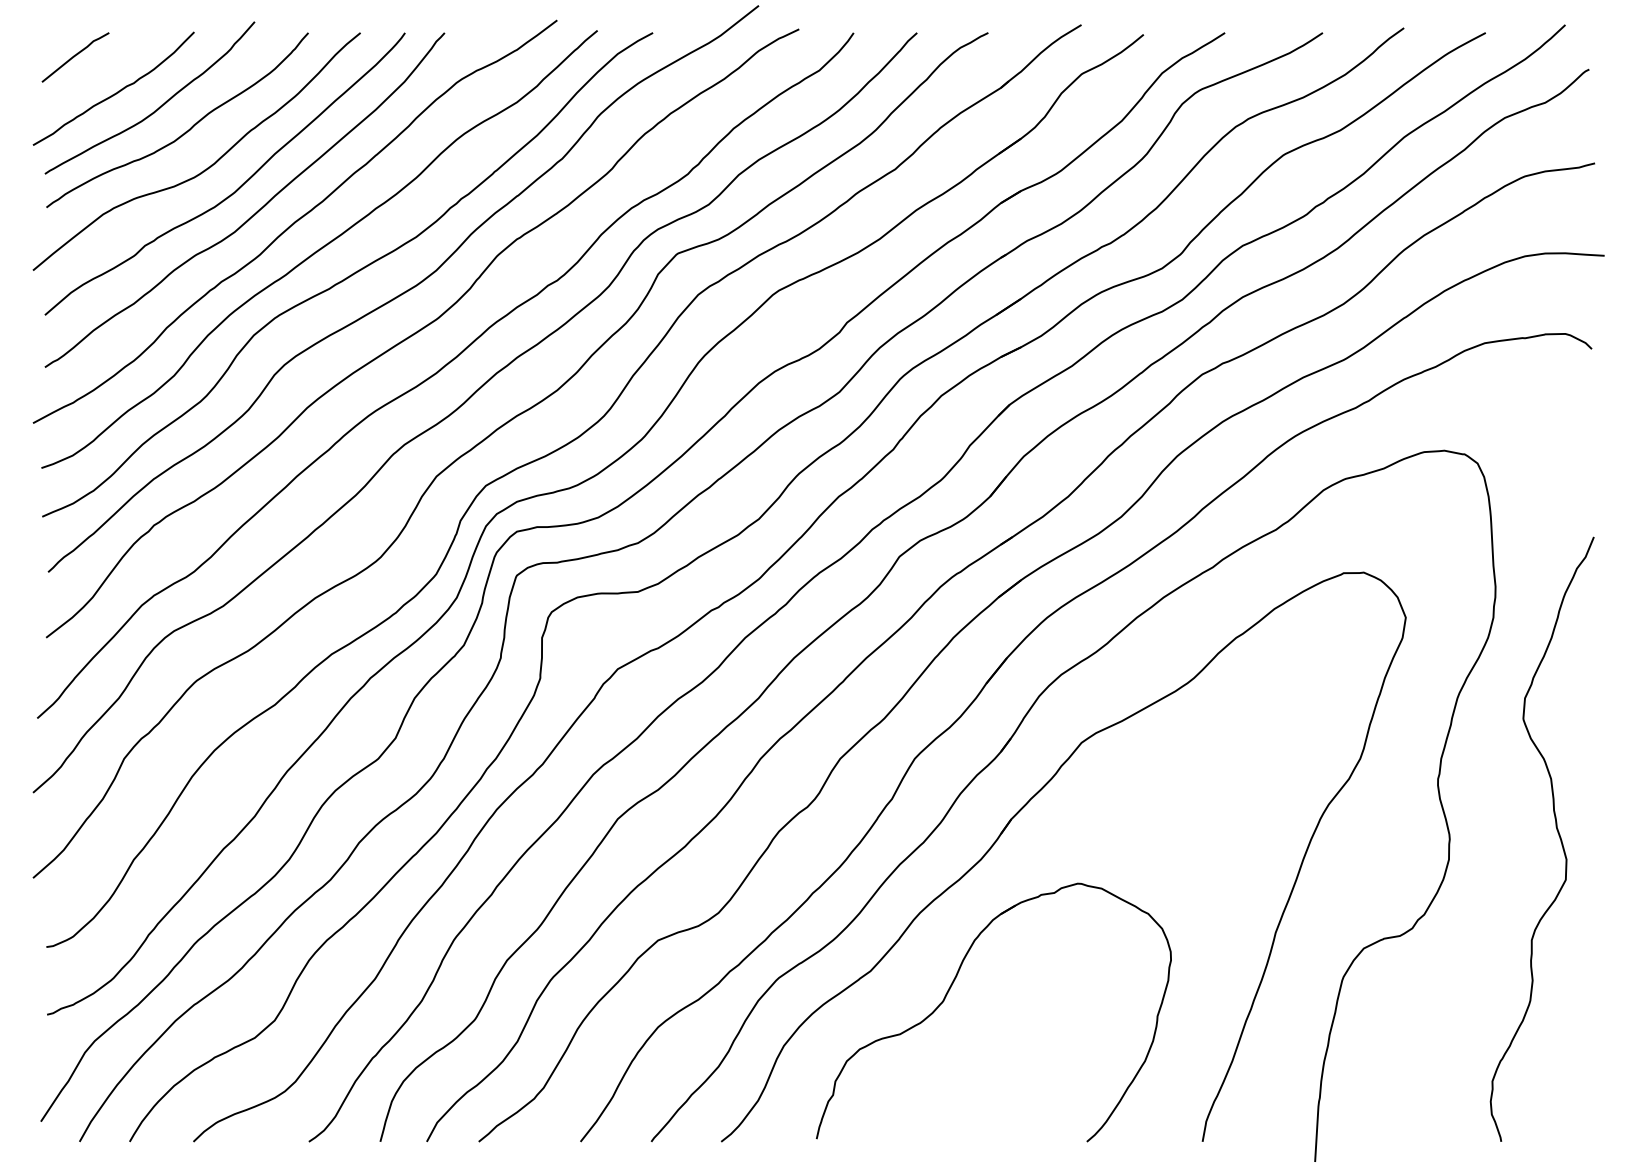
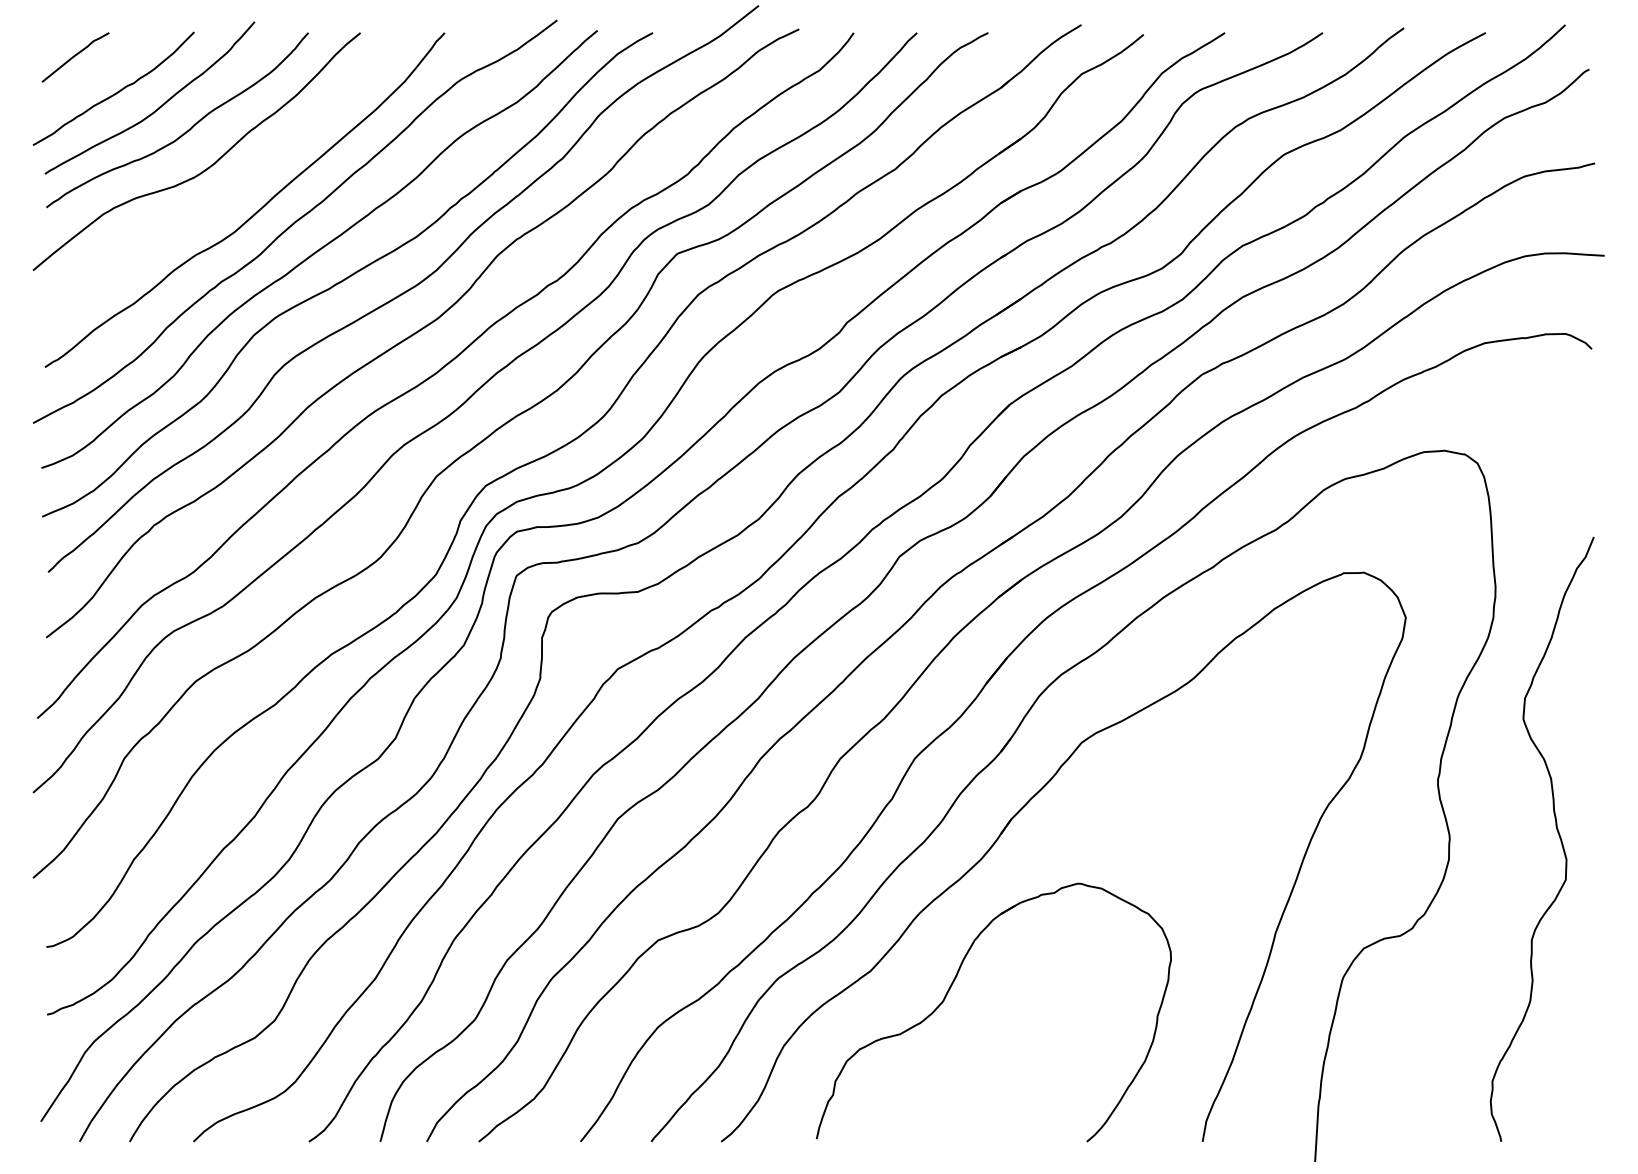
curve: present -> none (238, 187)
